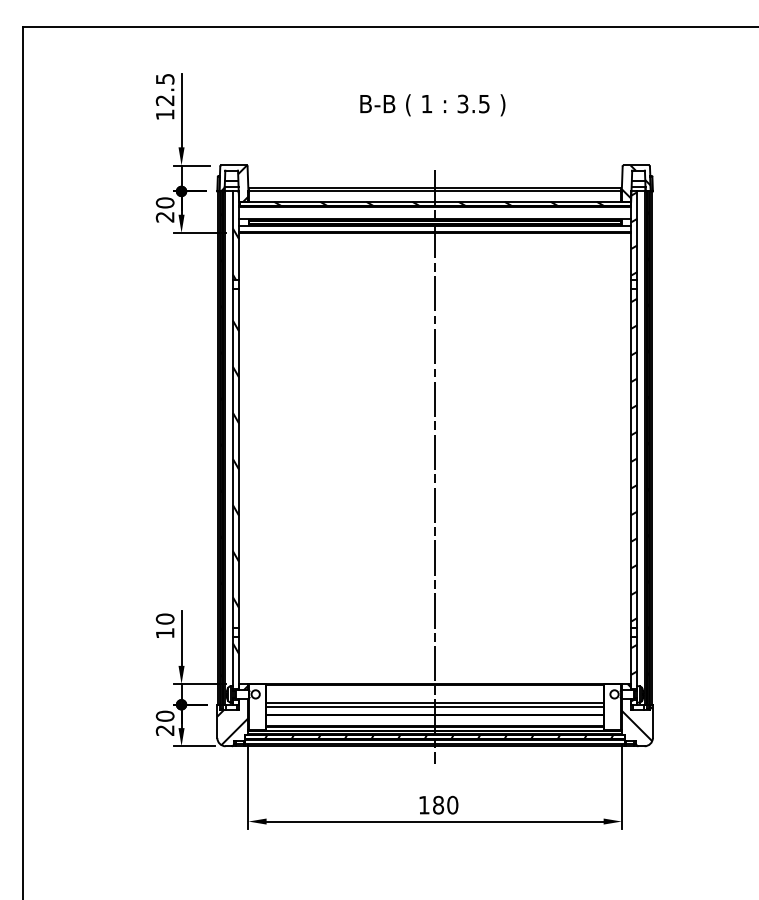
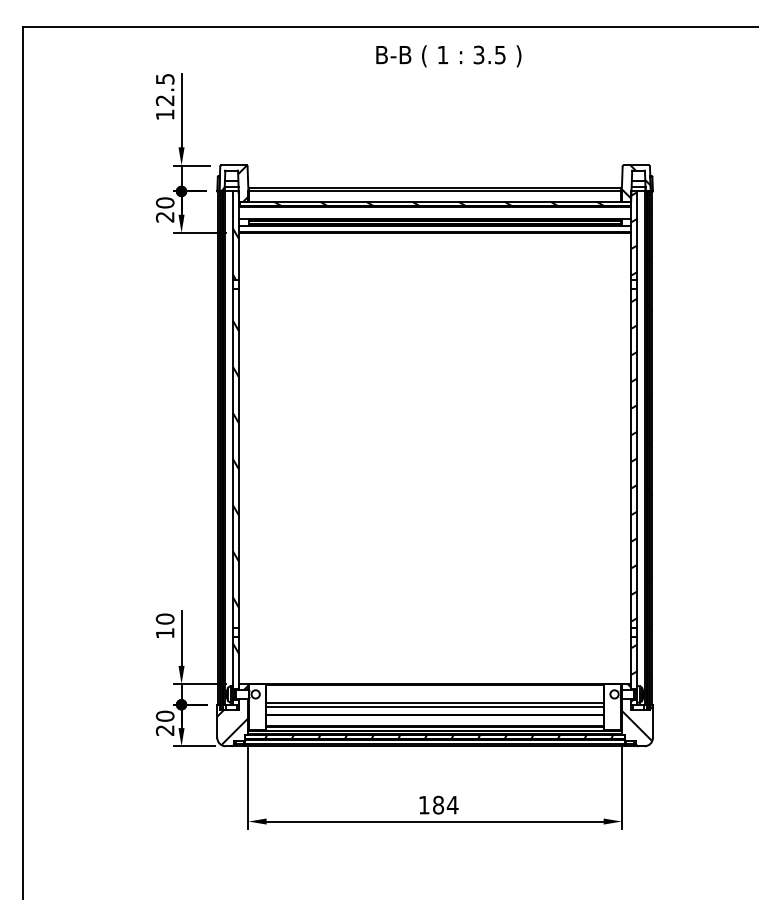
text position: (432, 105) -> (448, 56) (448, 56)
line: present -> none (435, 467)
text: 180 -> 184 (452, 804)
